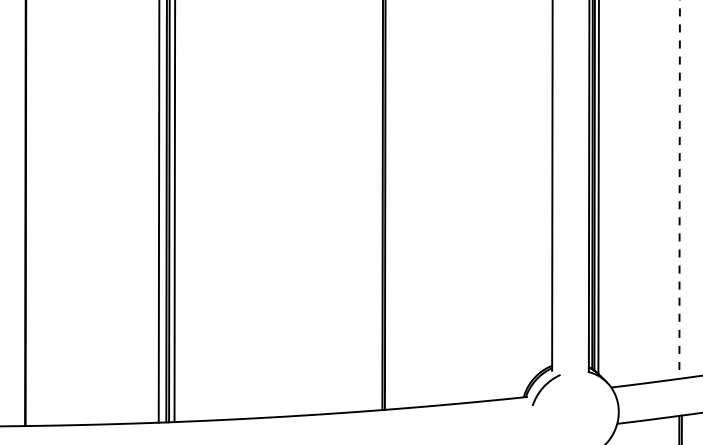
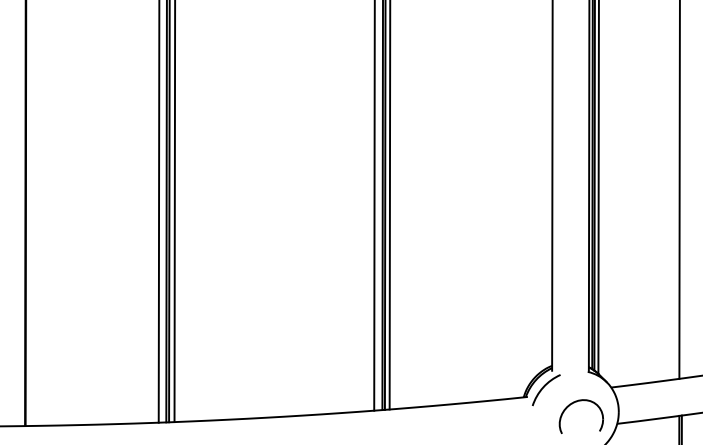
line: dashed -> solid (679, 189)
line: none -> present (389, 205)
line: none -> present (374, 206)
part: none -> present (574, 403)
